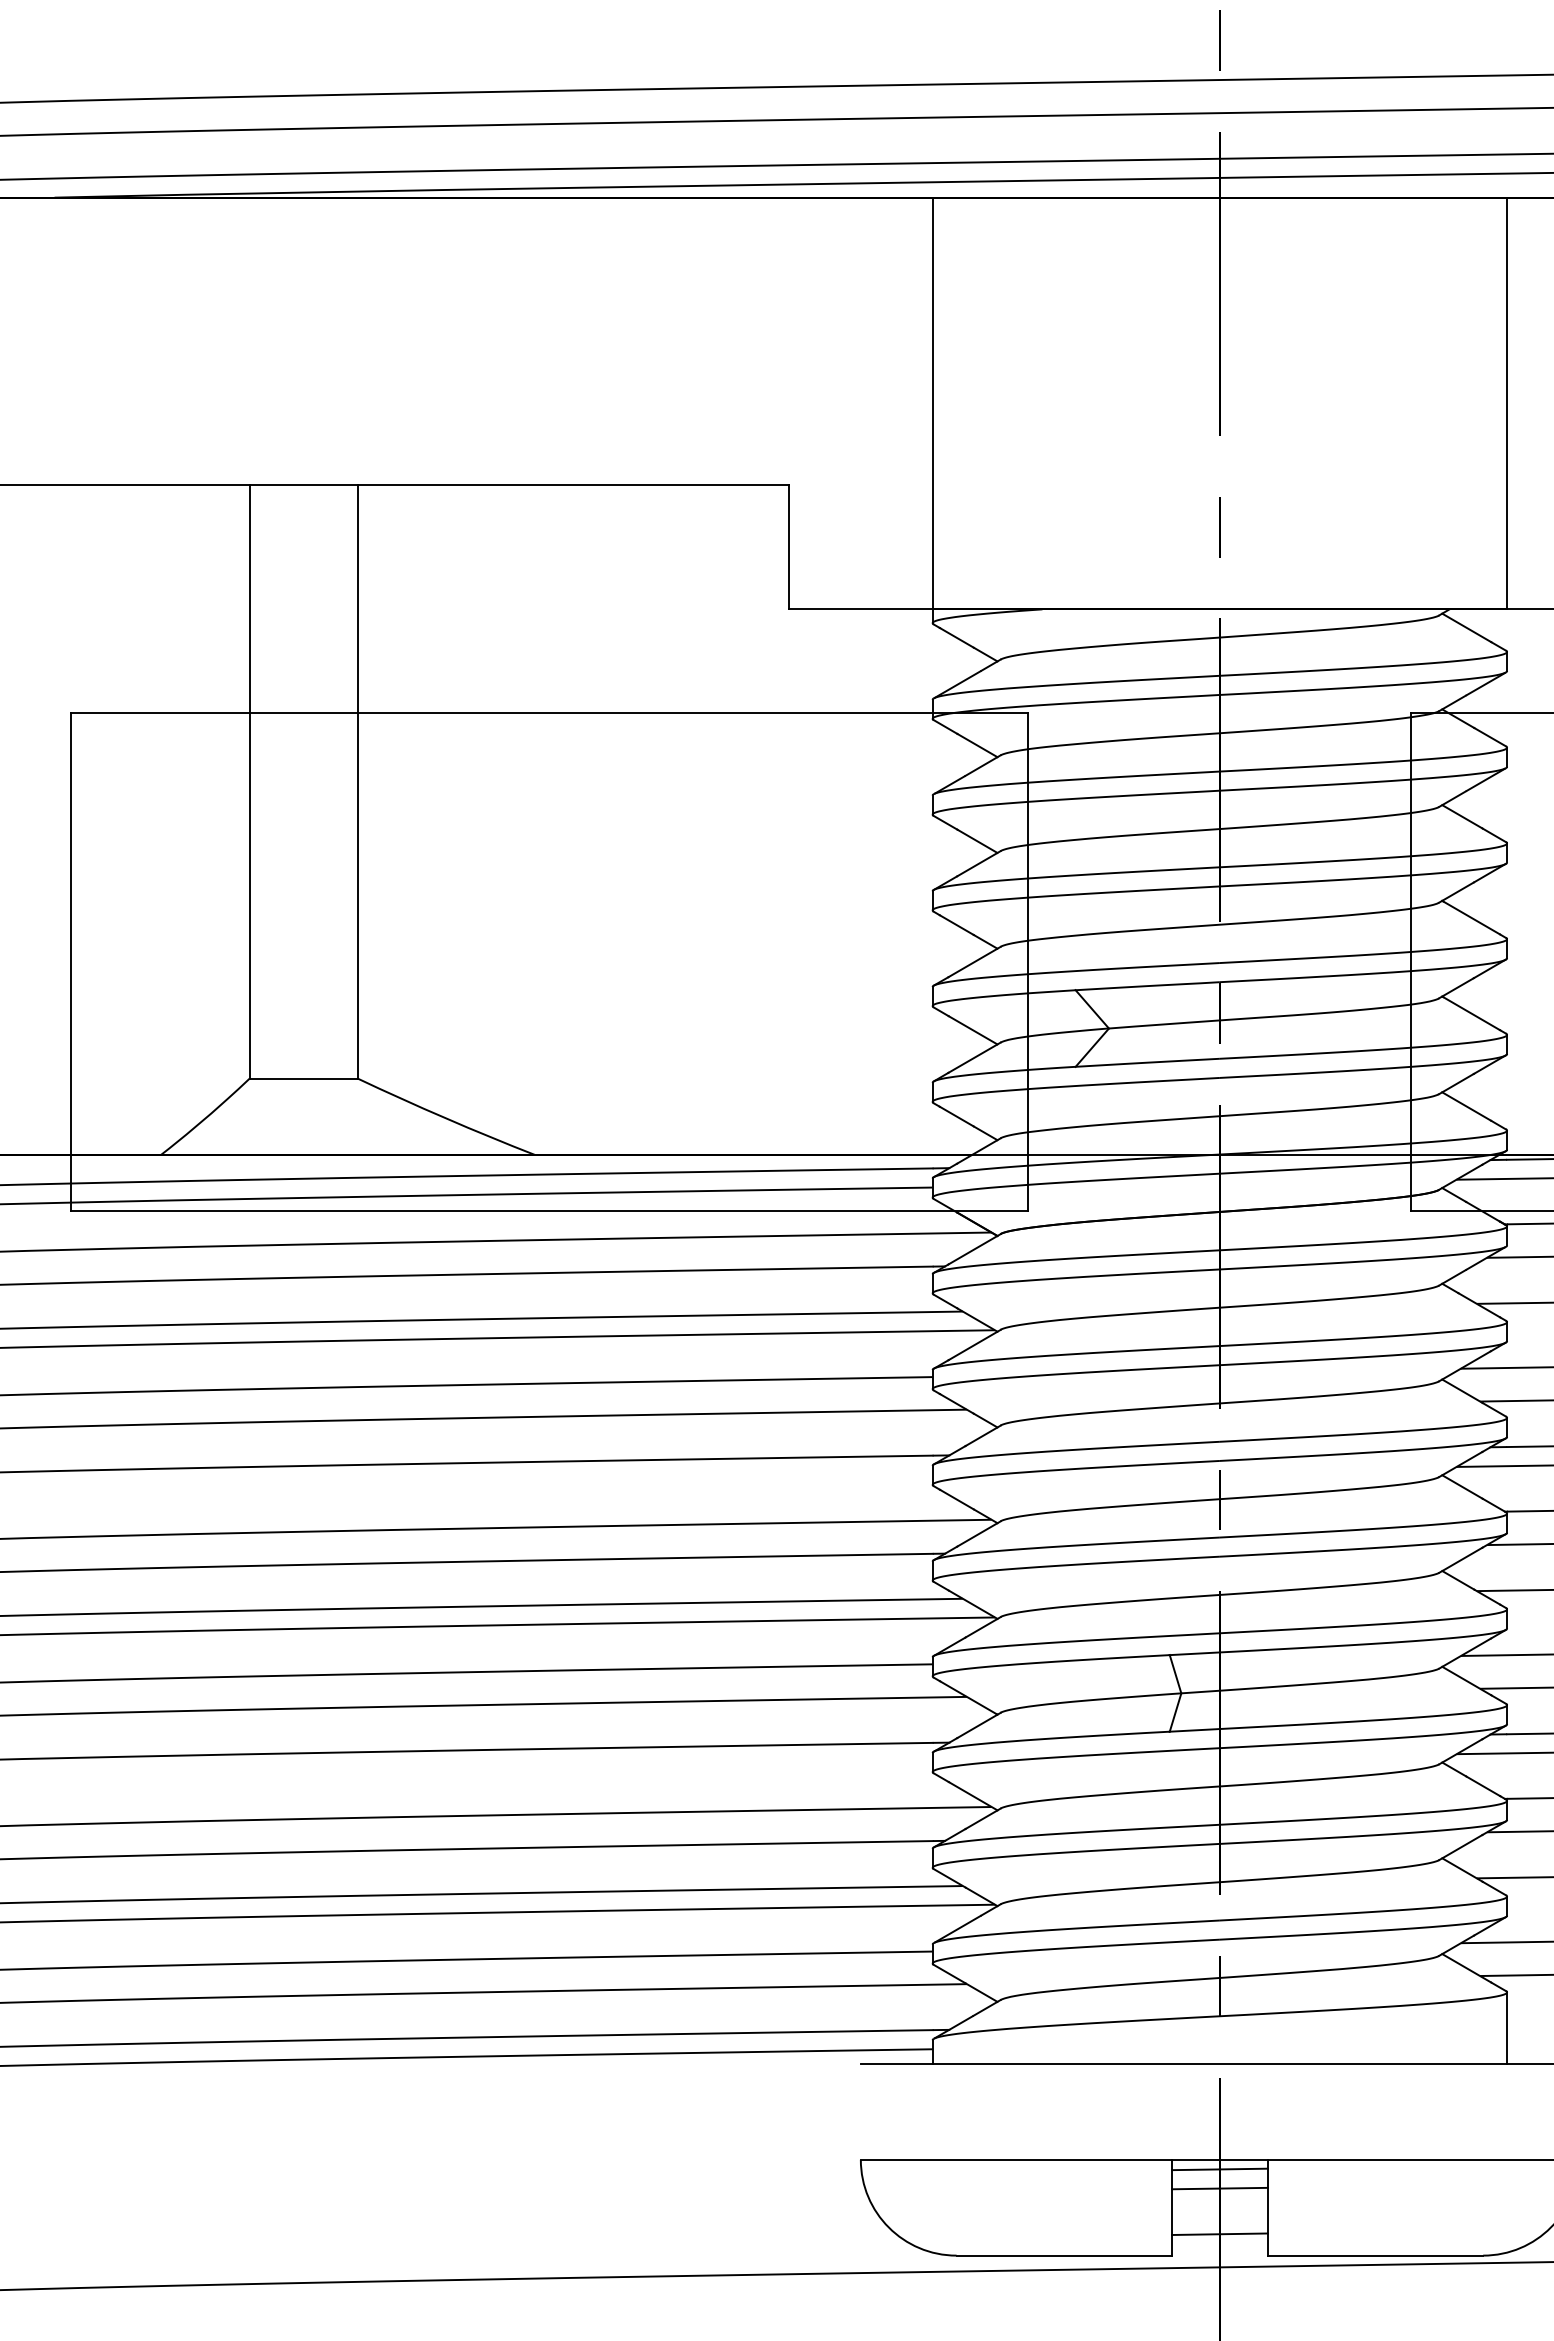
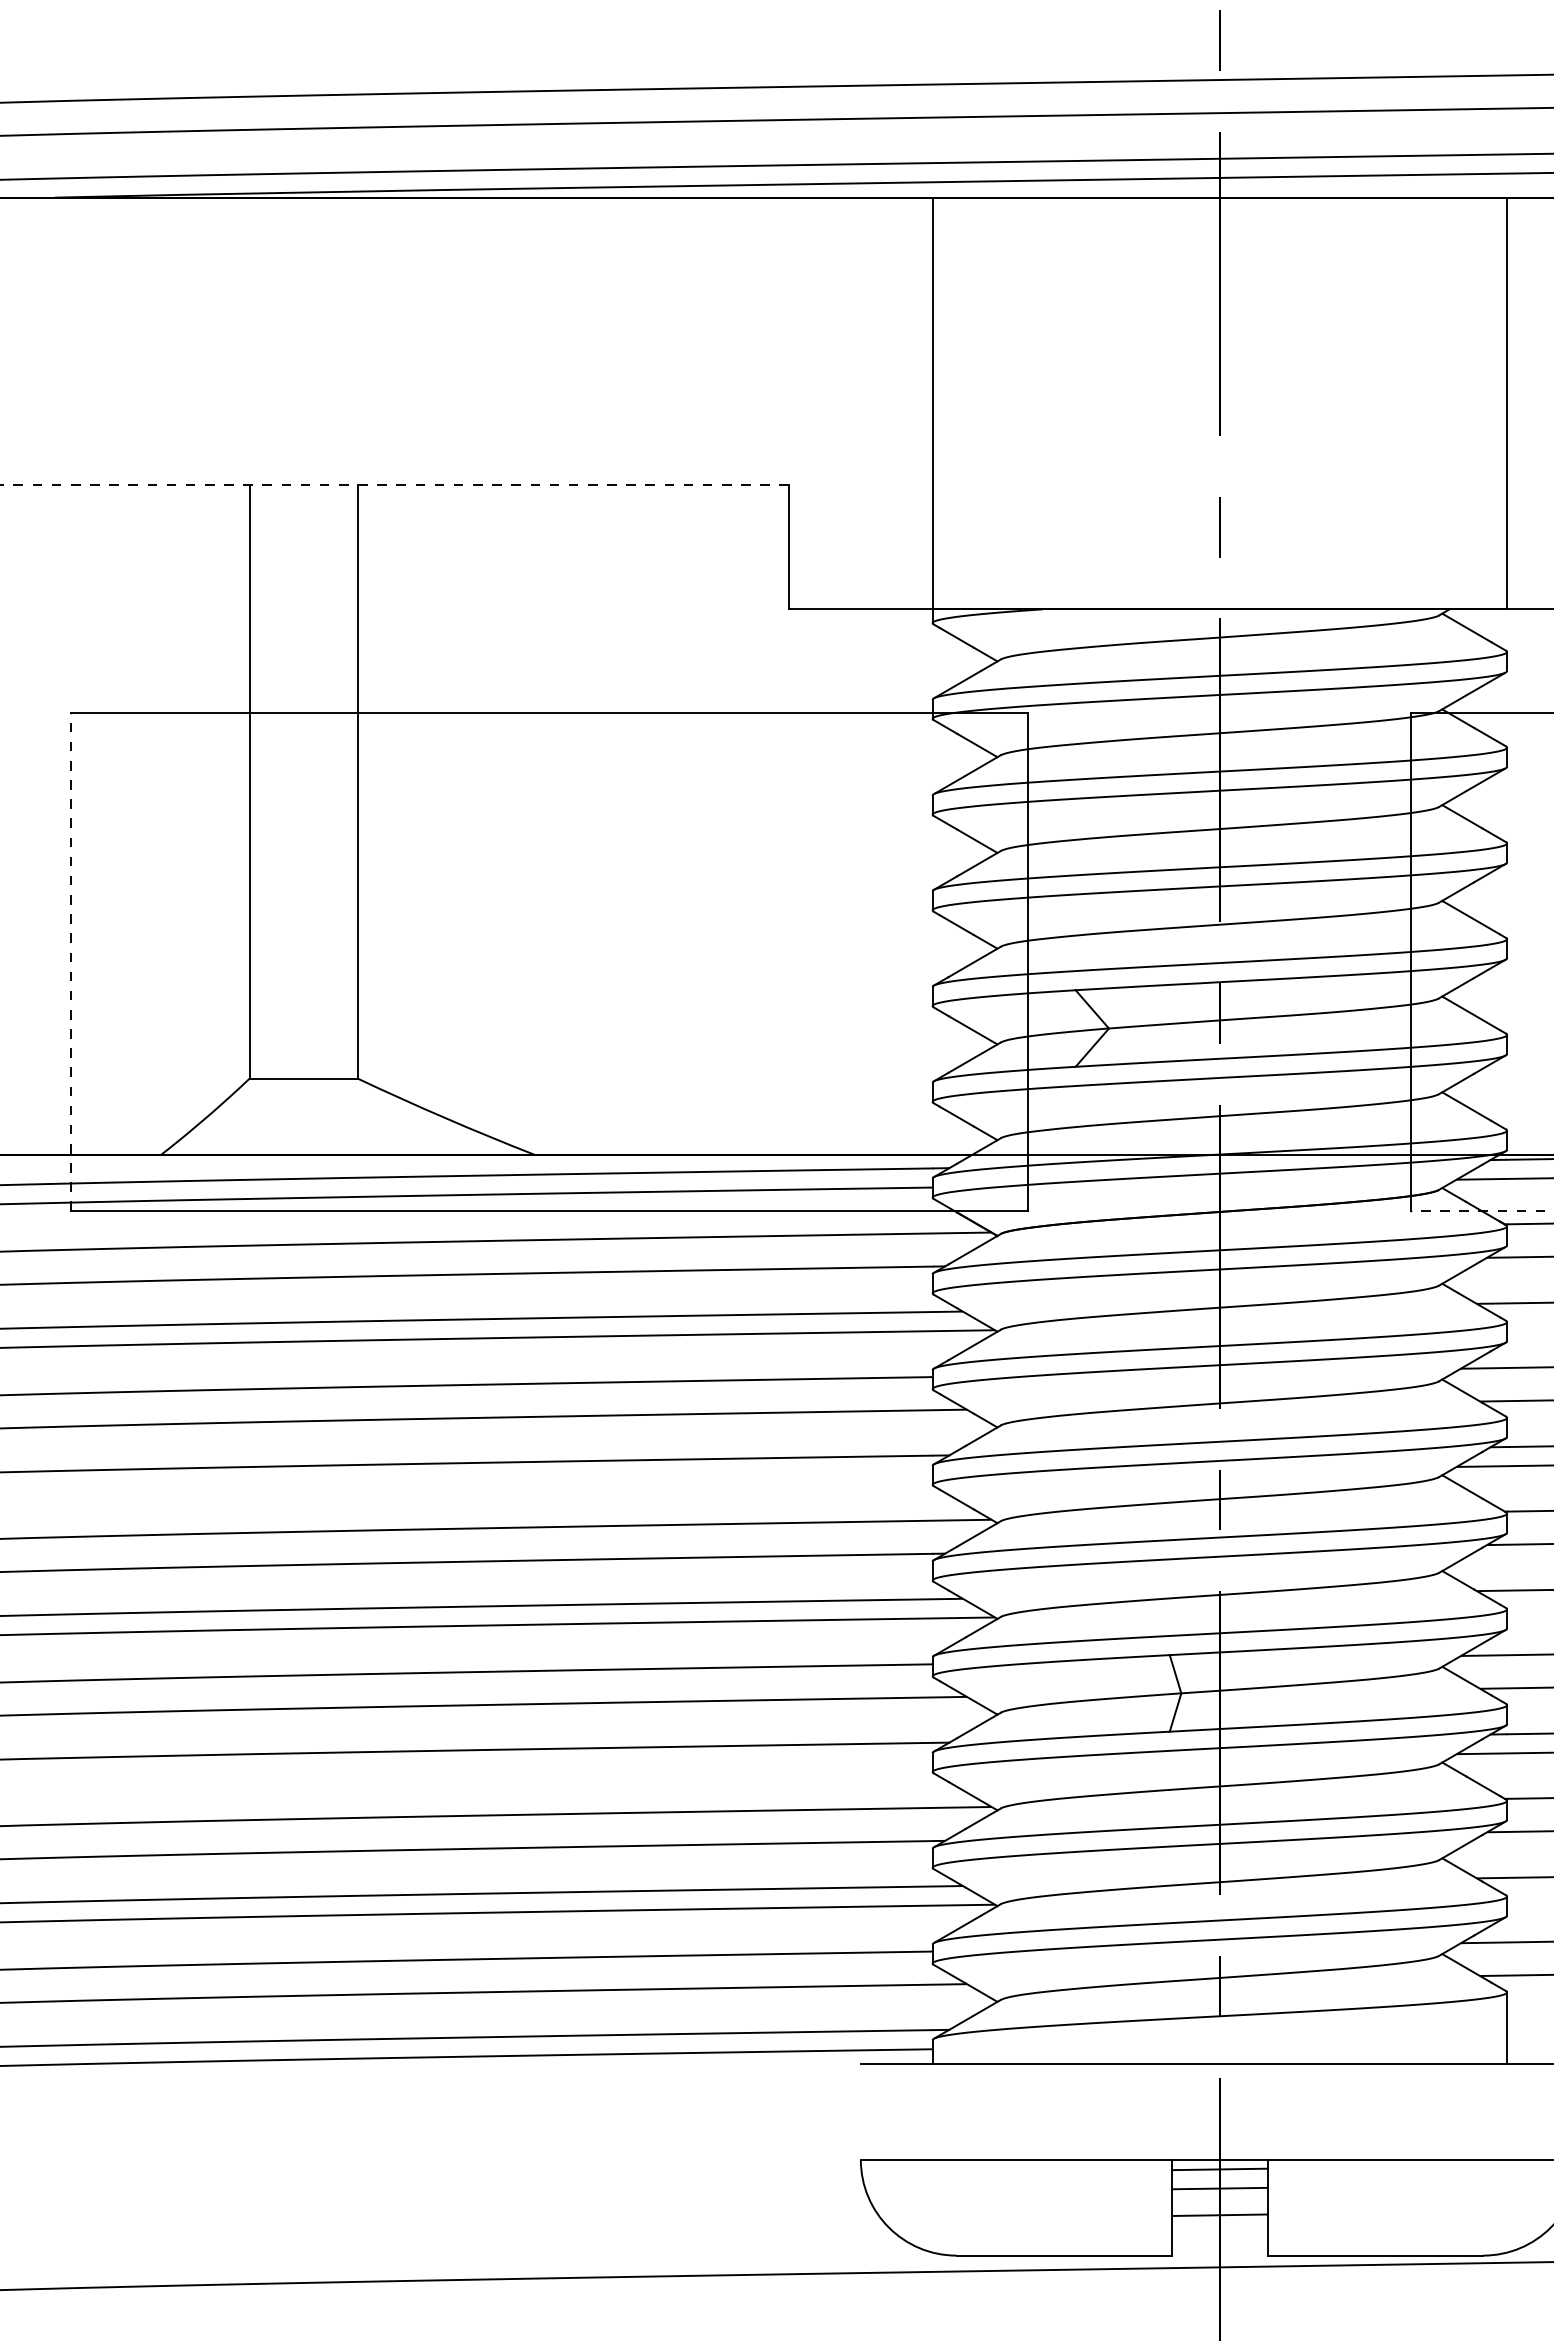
line: solid -> dashed (395, 484)
line: solid -> dashed (70, 962)
line: solid -> dashed (1482, 1211)
line position: (1219, 2234) -> (1219, 2215) (1219, 2215)
